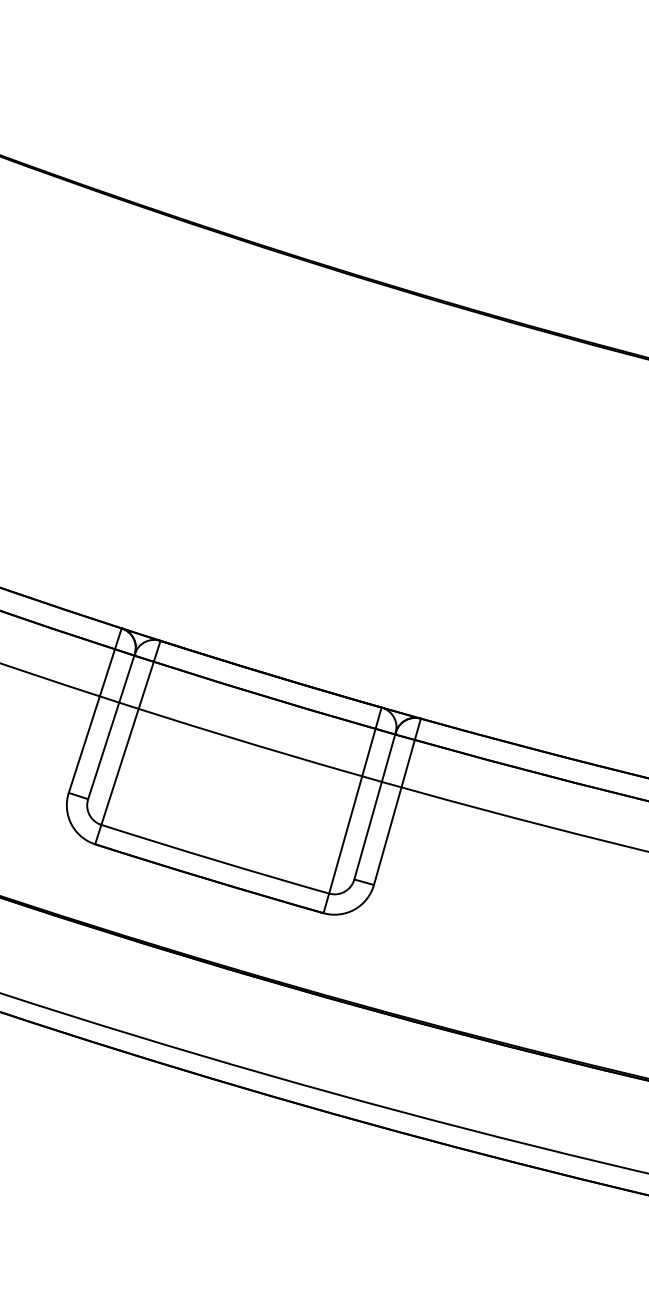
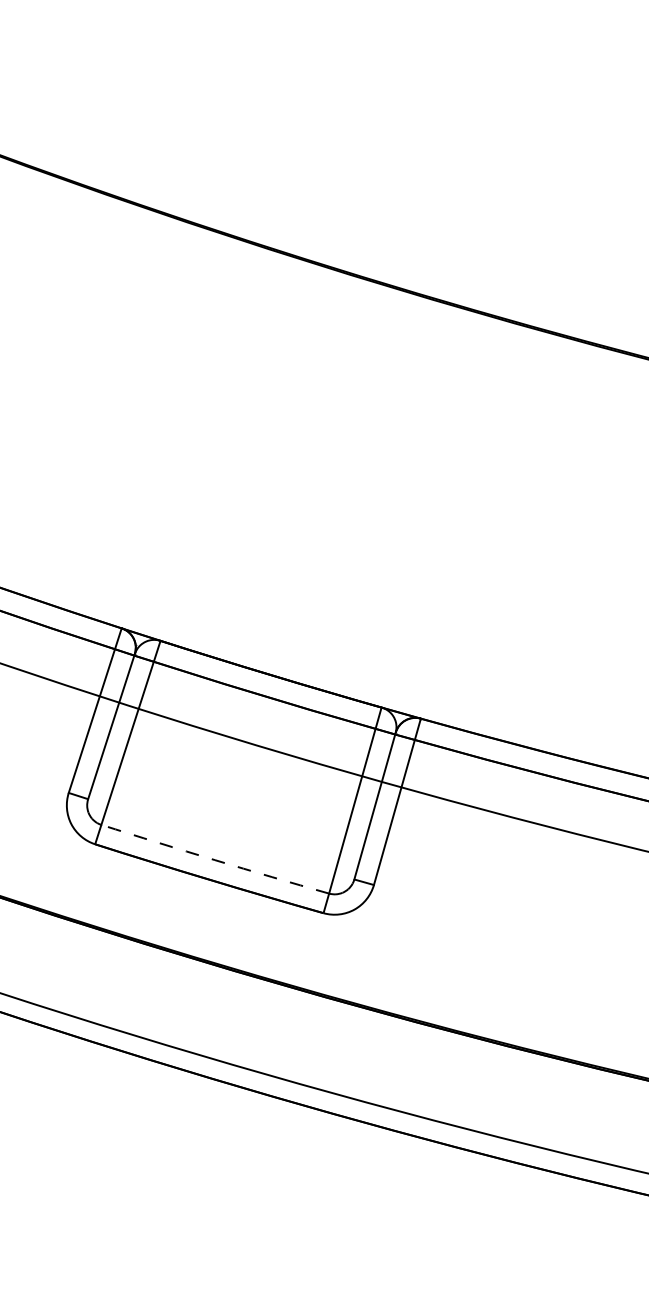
arc: solid -> dashed (215, 860)
